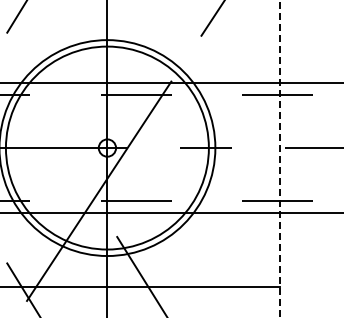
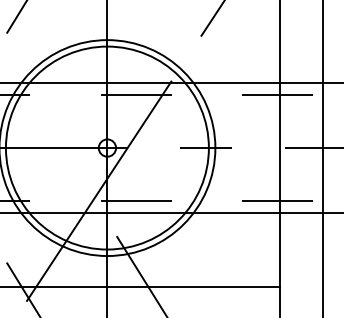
line: dashed -> solid (280, 158)
line: none -> present (323, 158)
